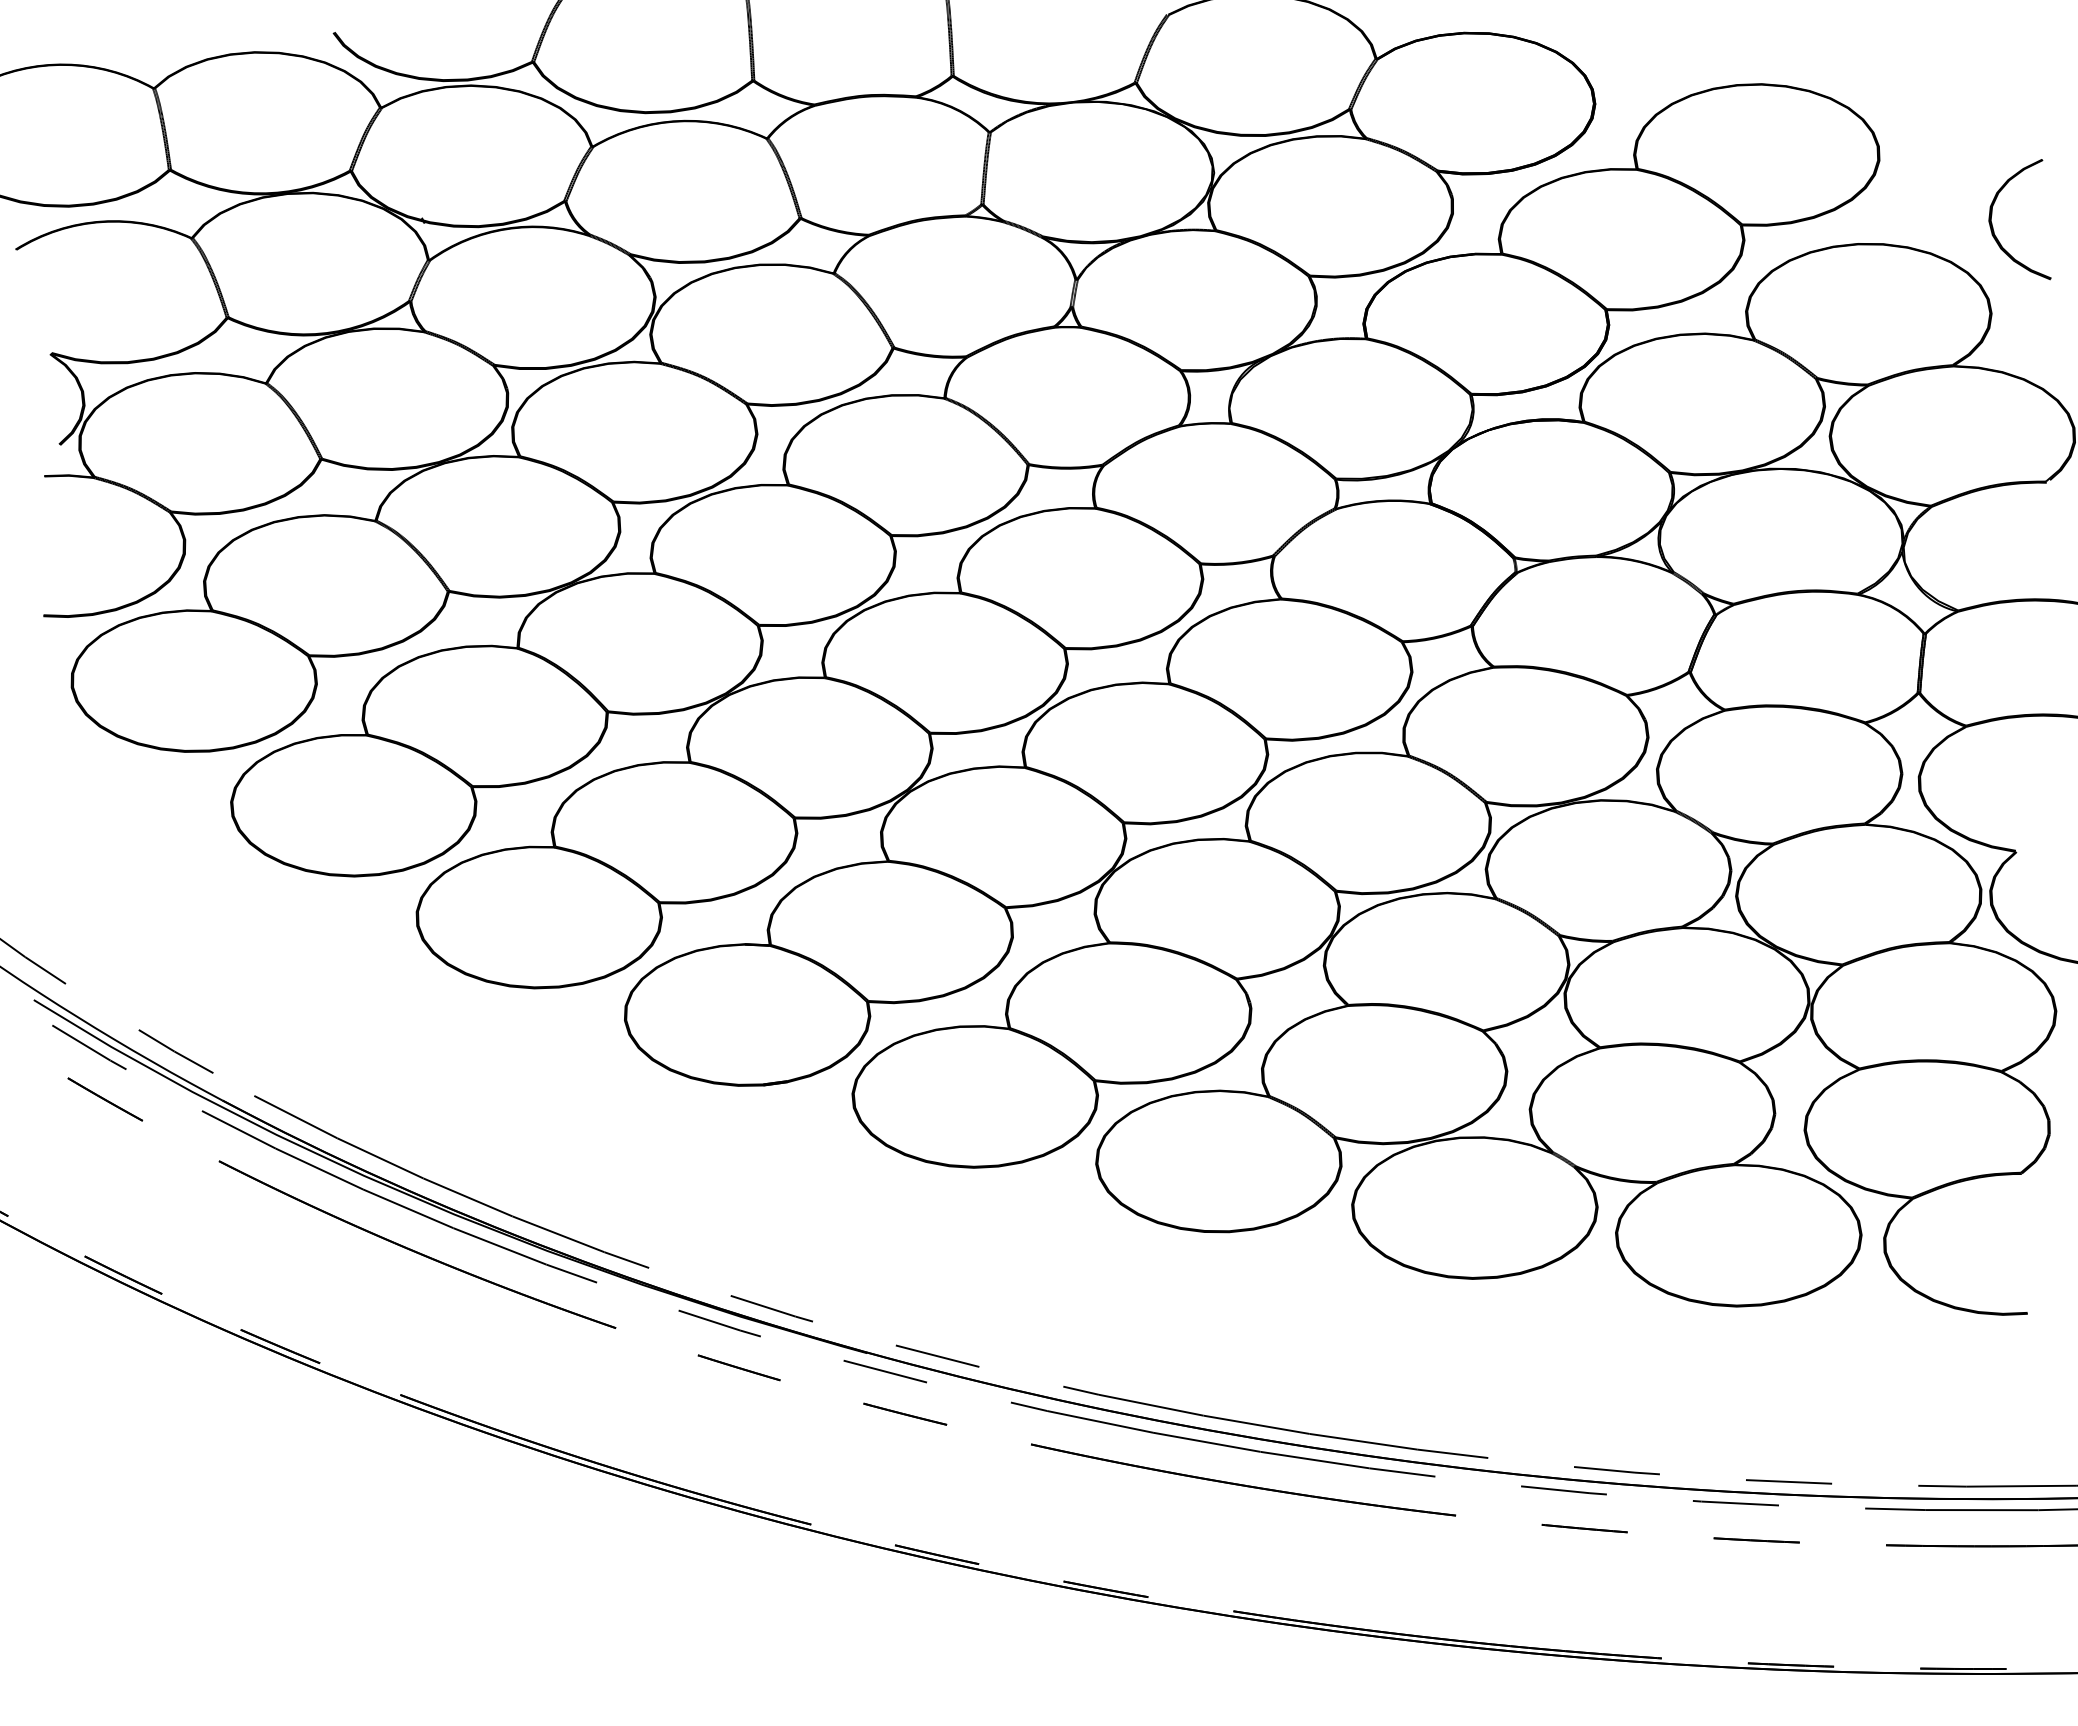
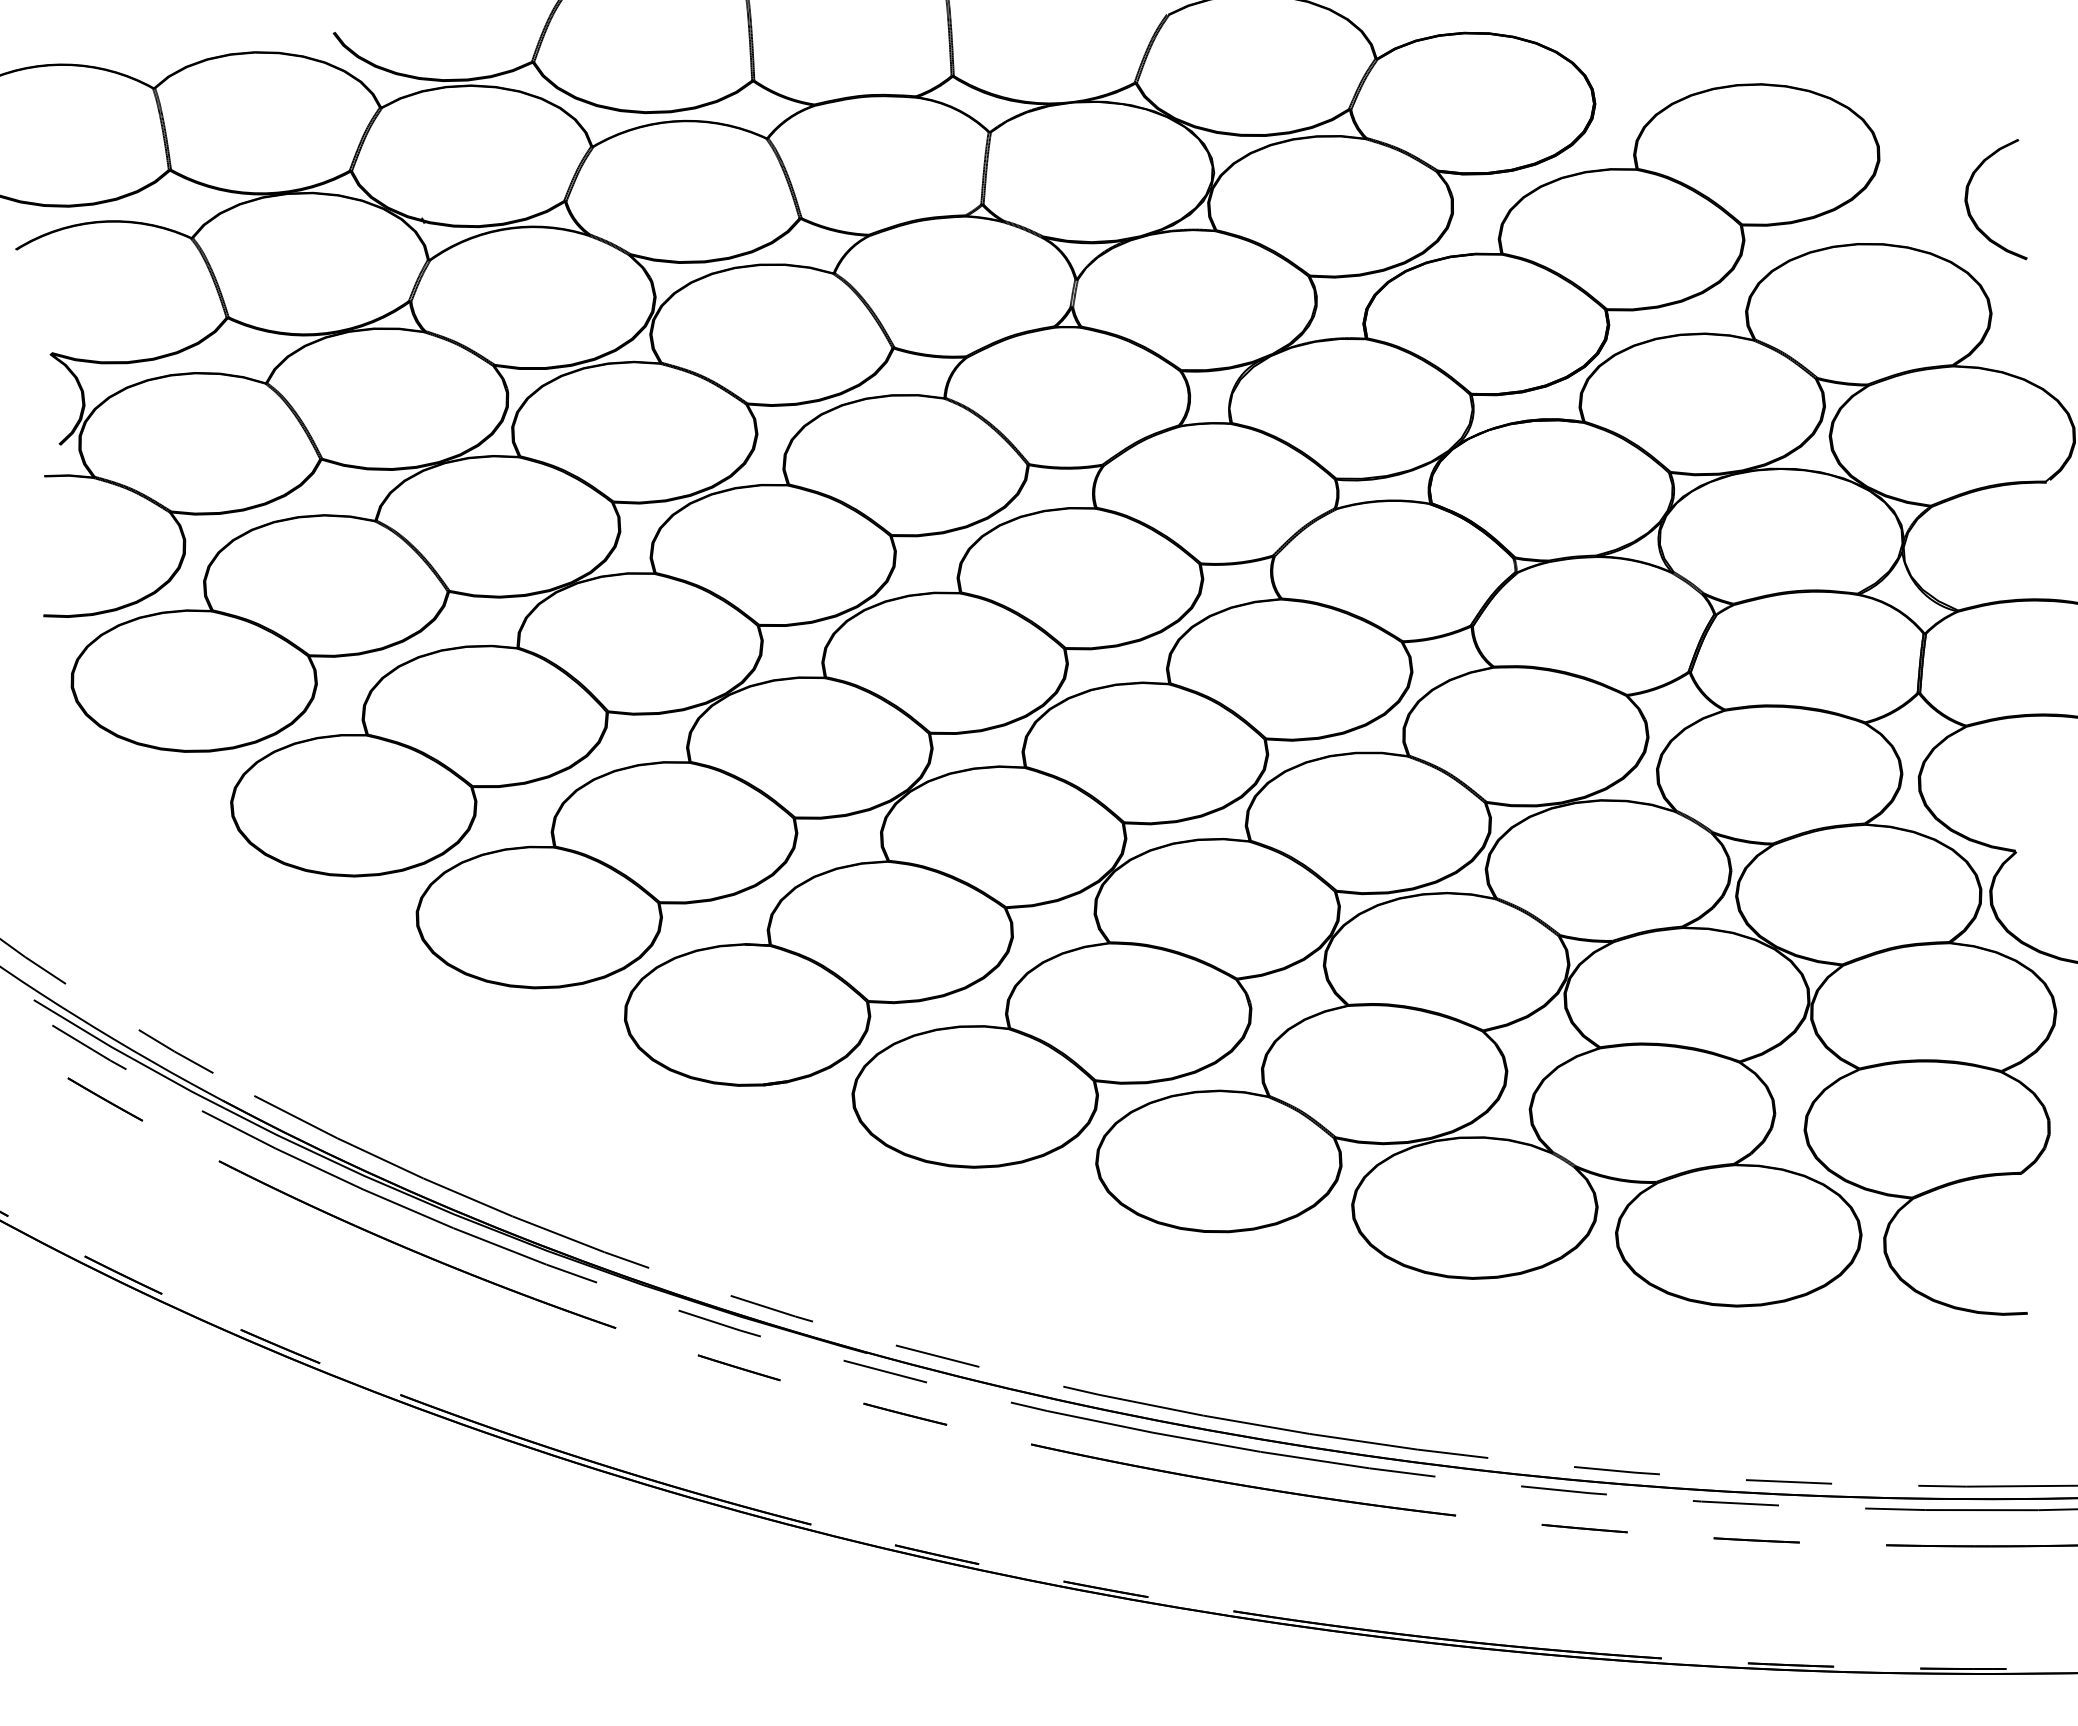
part position: (1993, 227) -> (1969, 207) (1969, 207)
